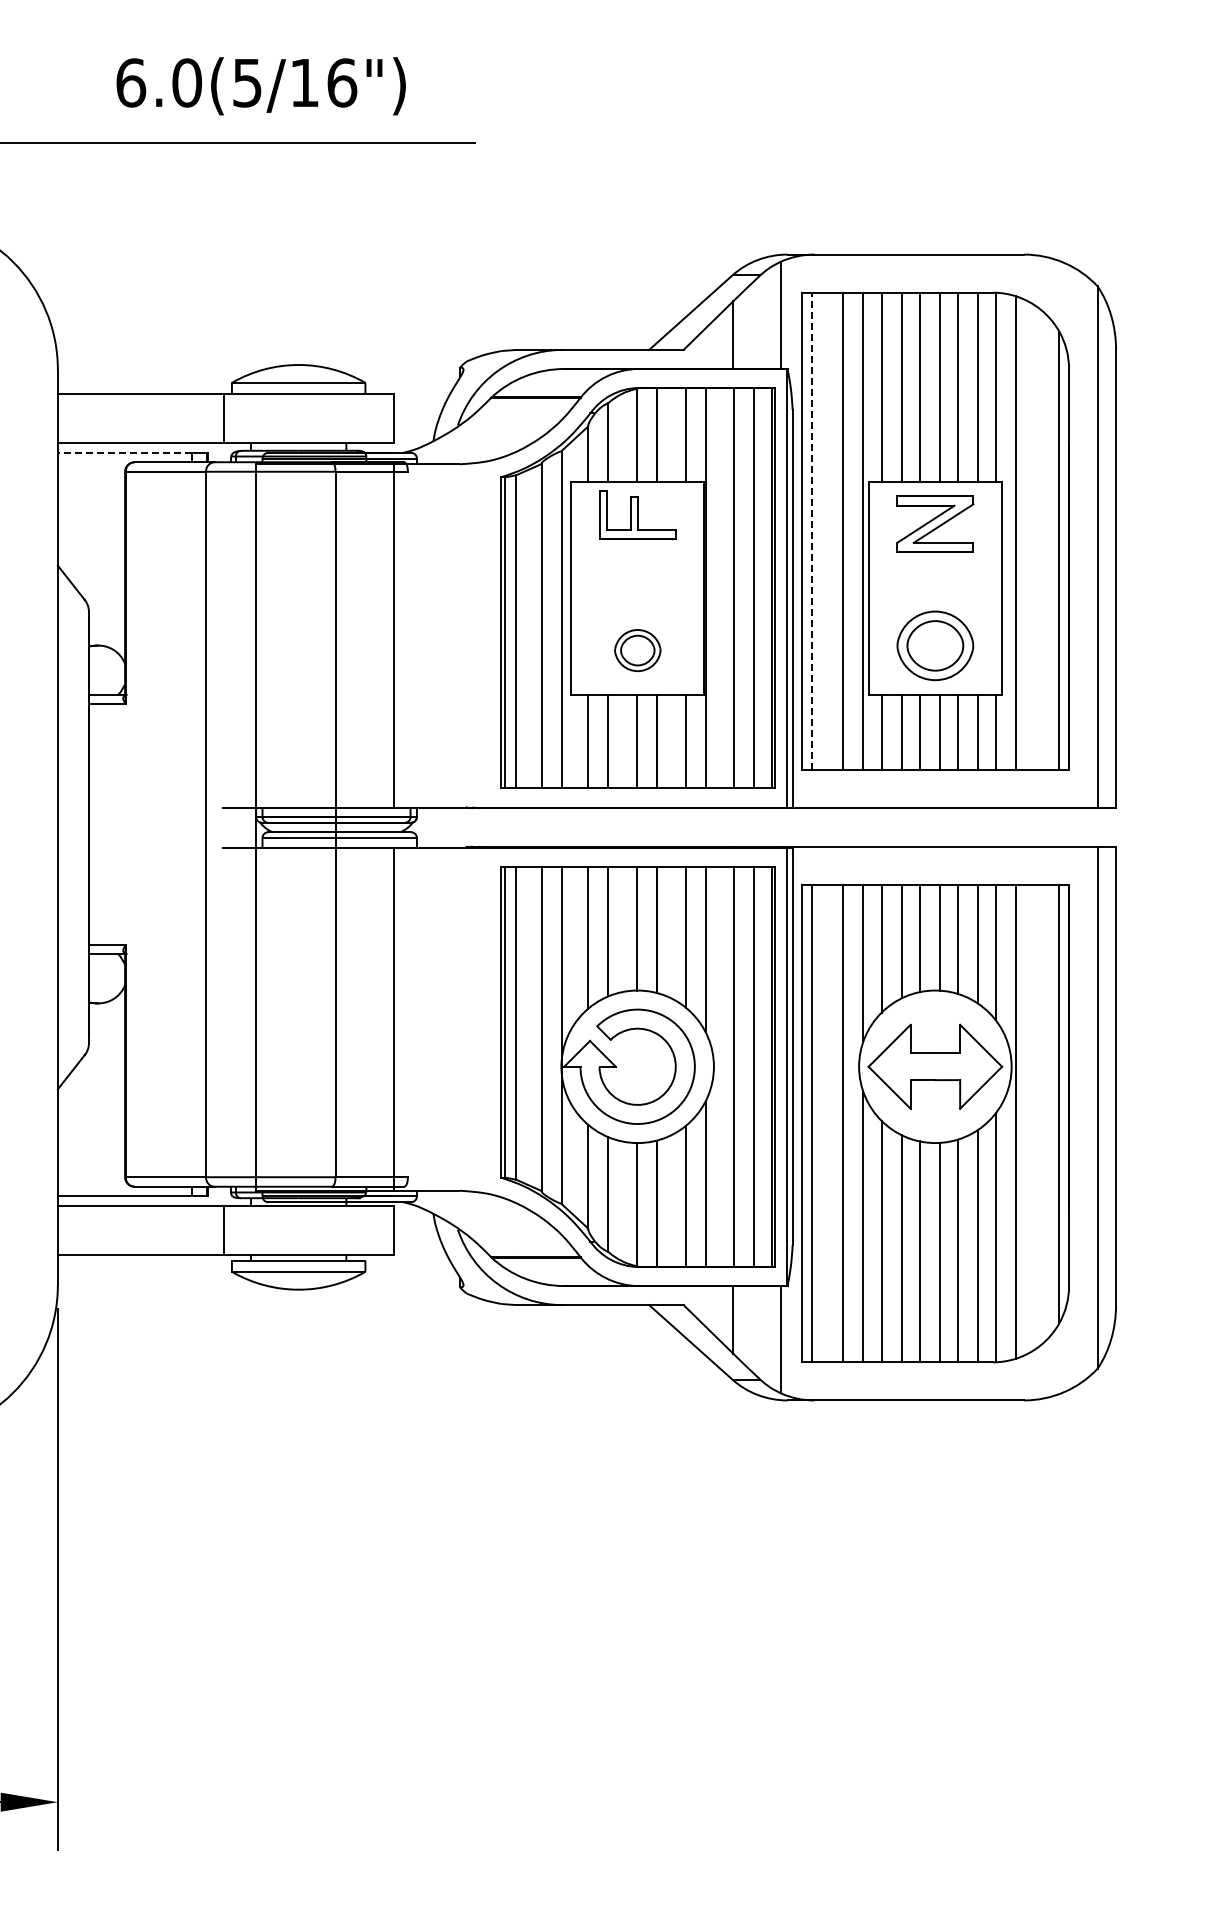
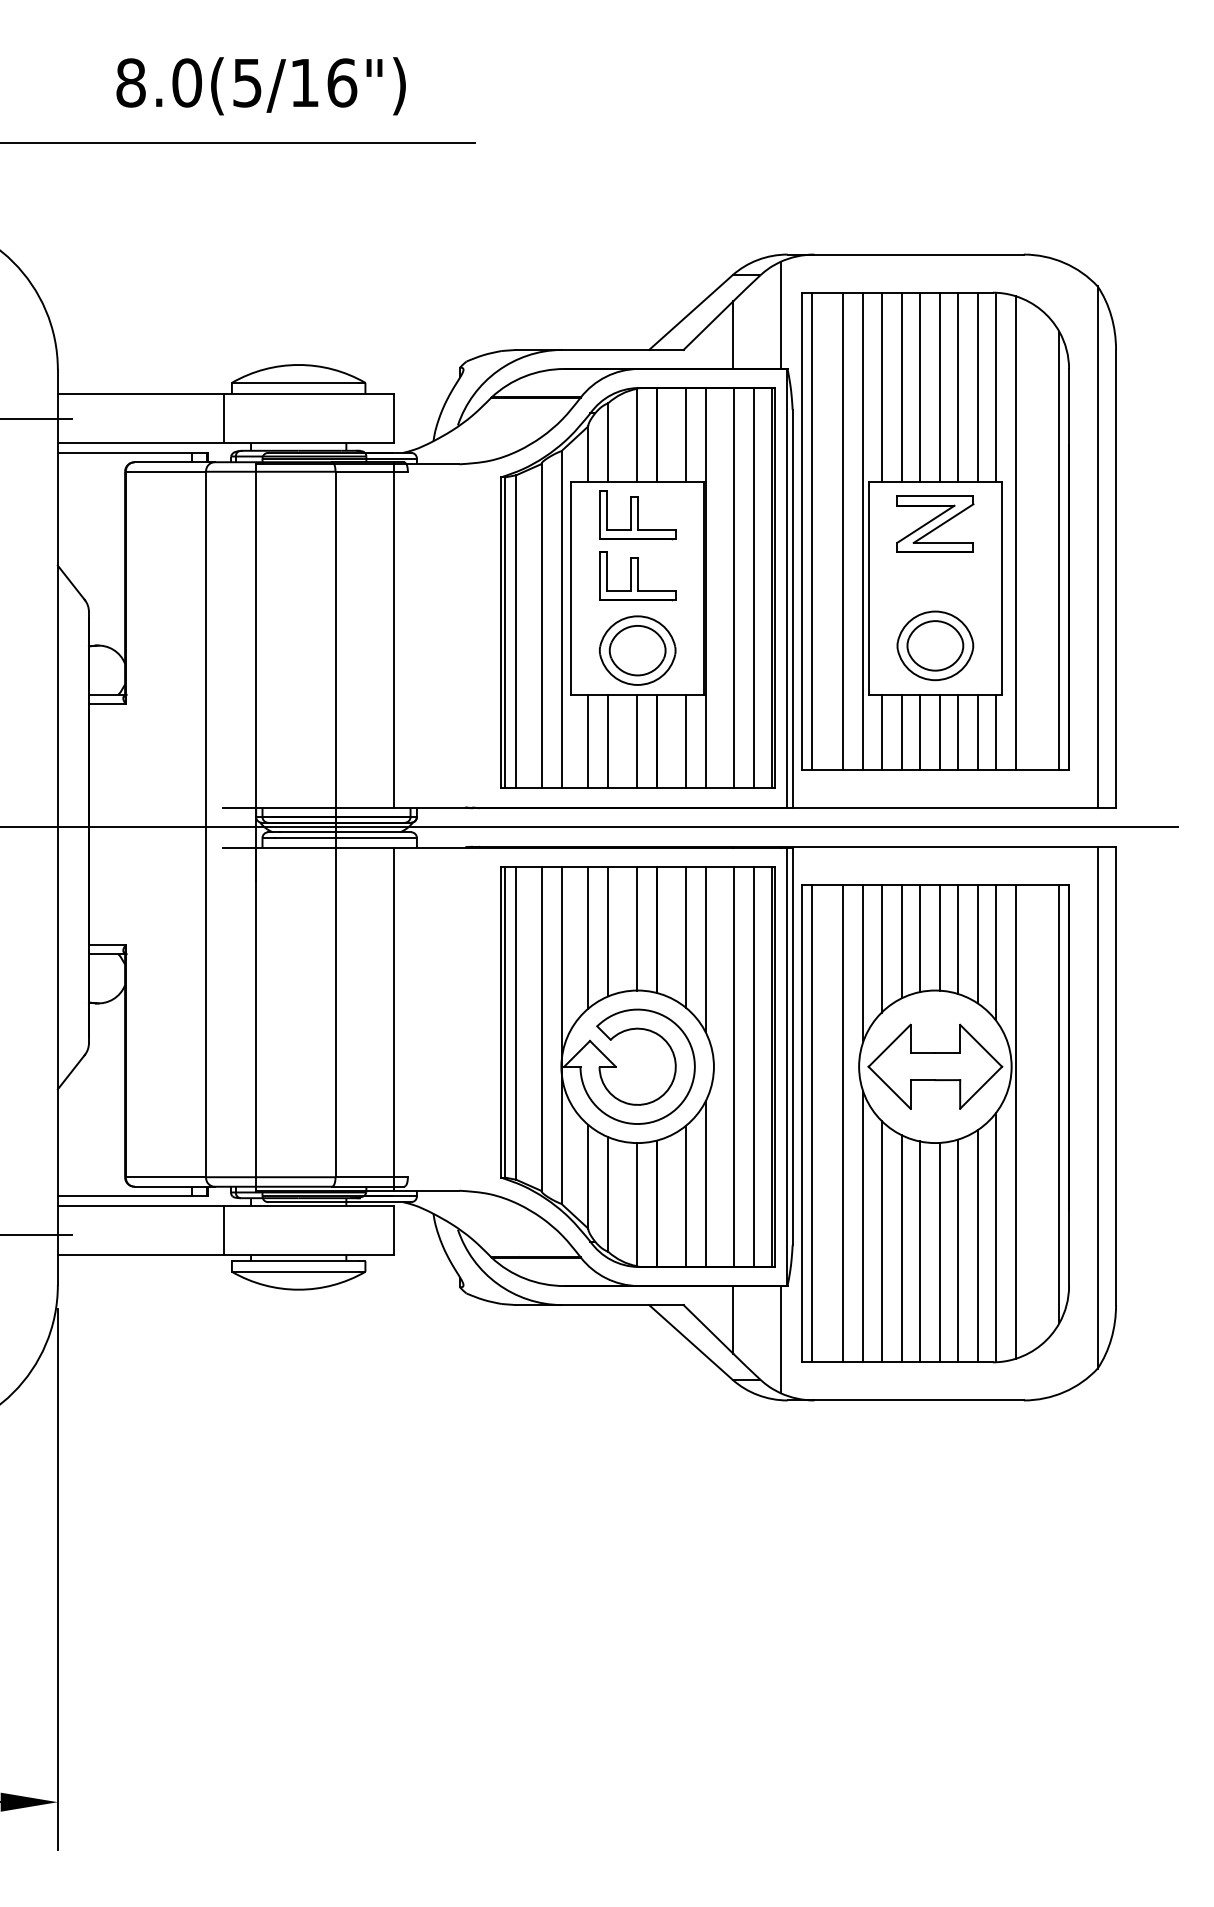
text: 6.0(5/16") -> 8.0(5/16") (131, 82)
line: none -> present (37, 419)
line: dashed -> solid (124, 452)
line: dashed -> solid (811, 531)
part: none -> present (637, 576)
part size: 48x44 px -> 78x71 px (637, 650)
line: none -> present (589, 827)
line: none -> present (37, 1235)
